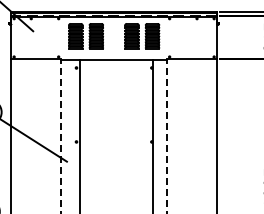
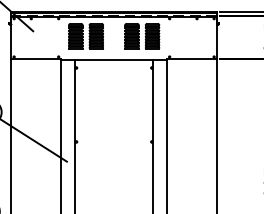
line: dashed -> solid (61, 135)
line position: (80, 135) -> (75, 135) (75, 135)
line: dashed -> solid (166, 135)
